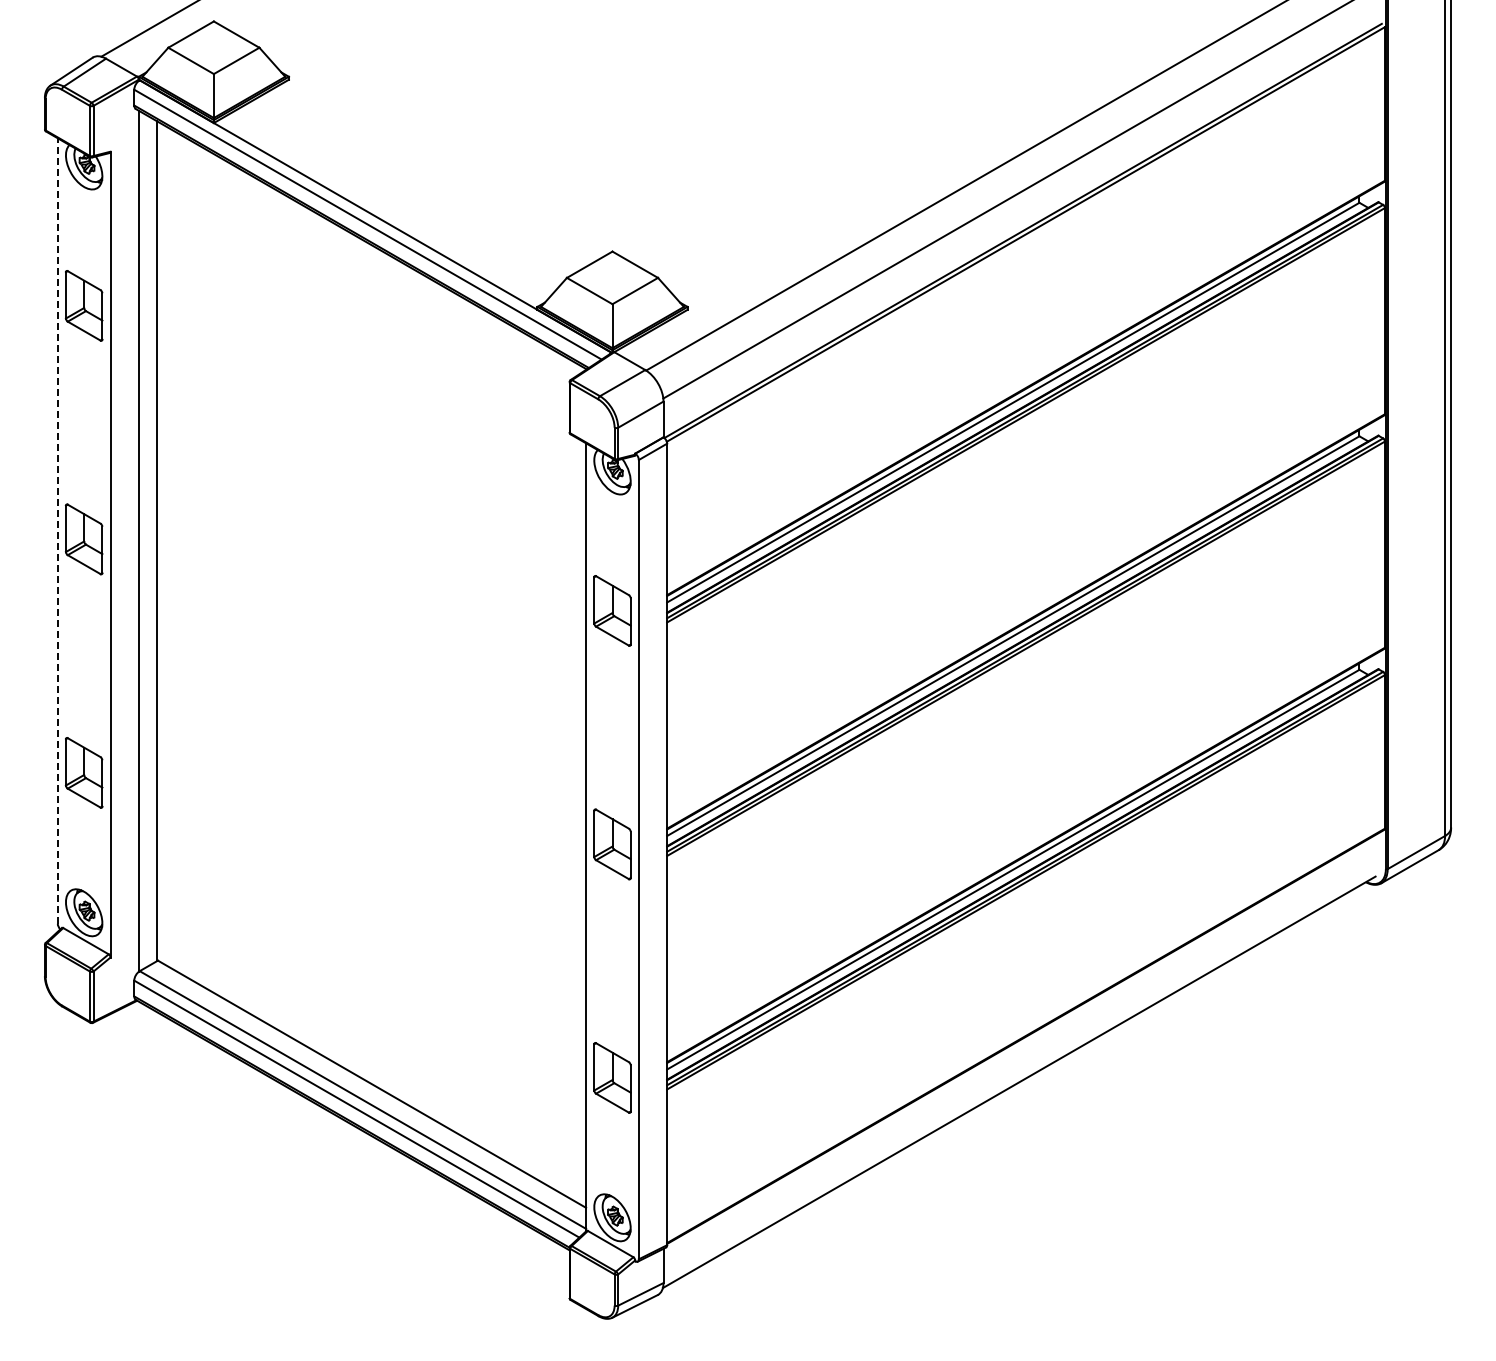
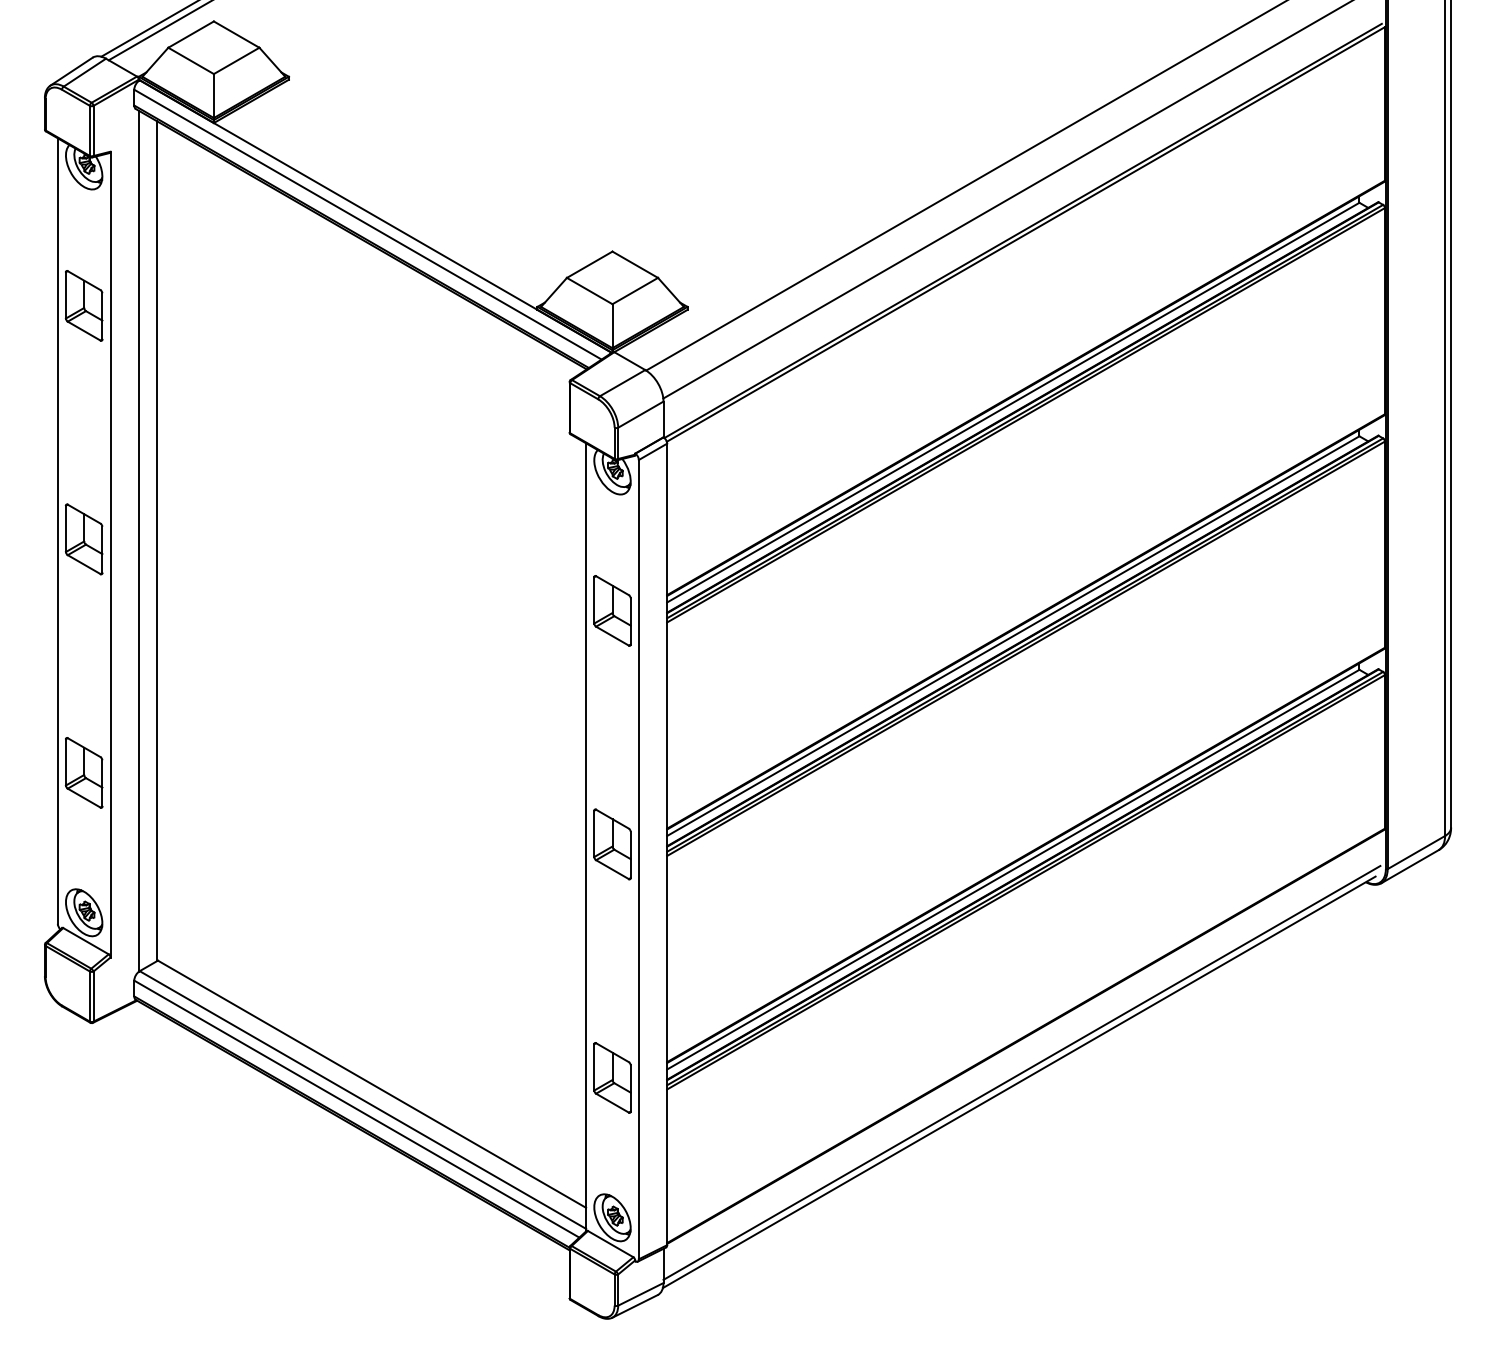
line: none -> present (158, 31)
line: dashed -> solid (57, 531)
line: none -> present (1021, 1072)
